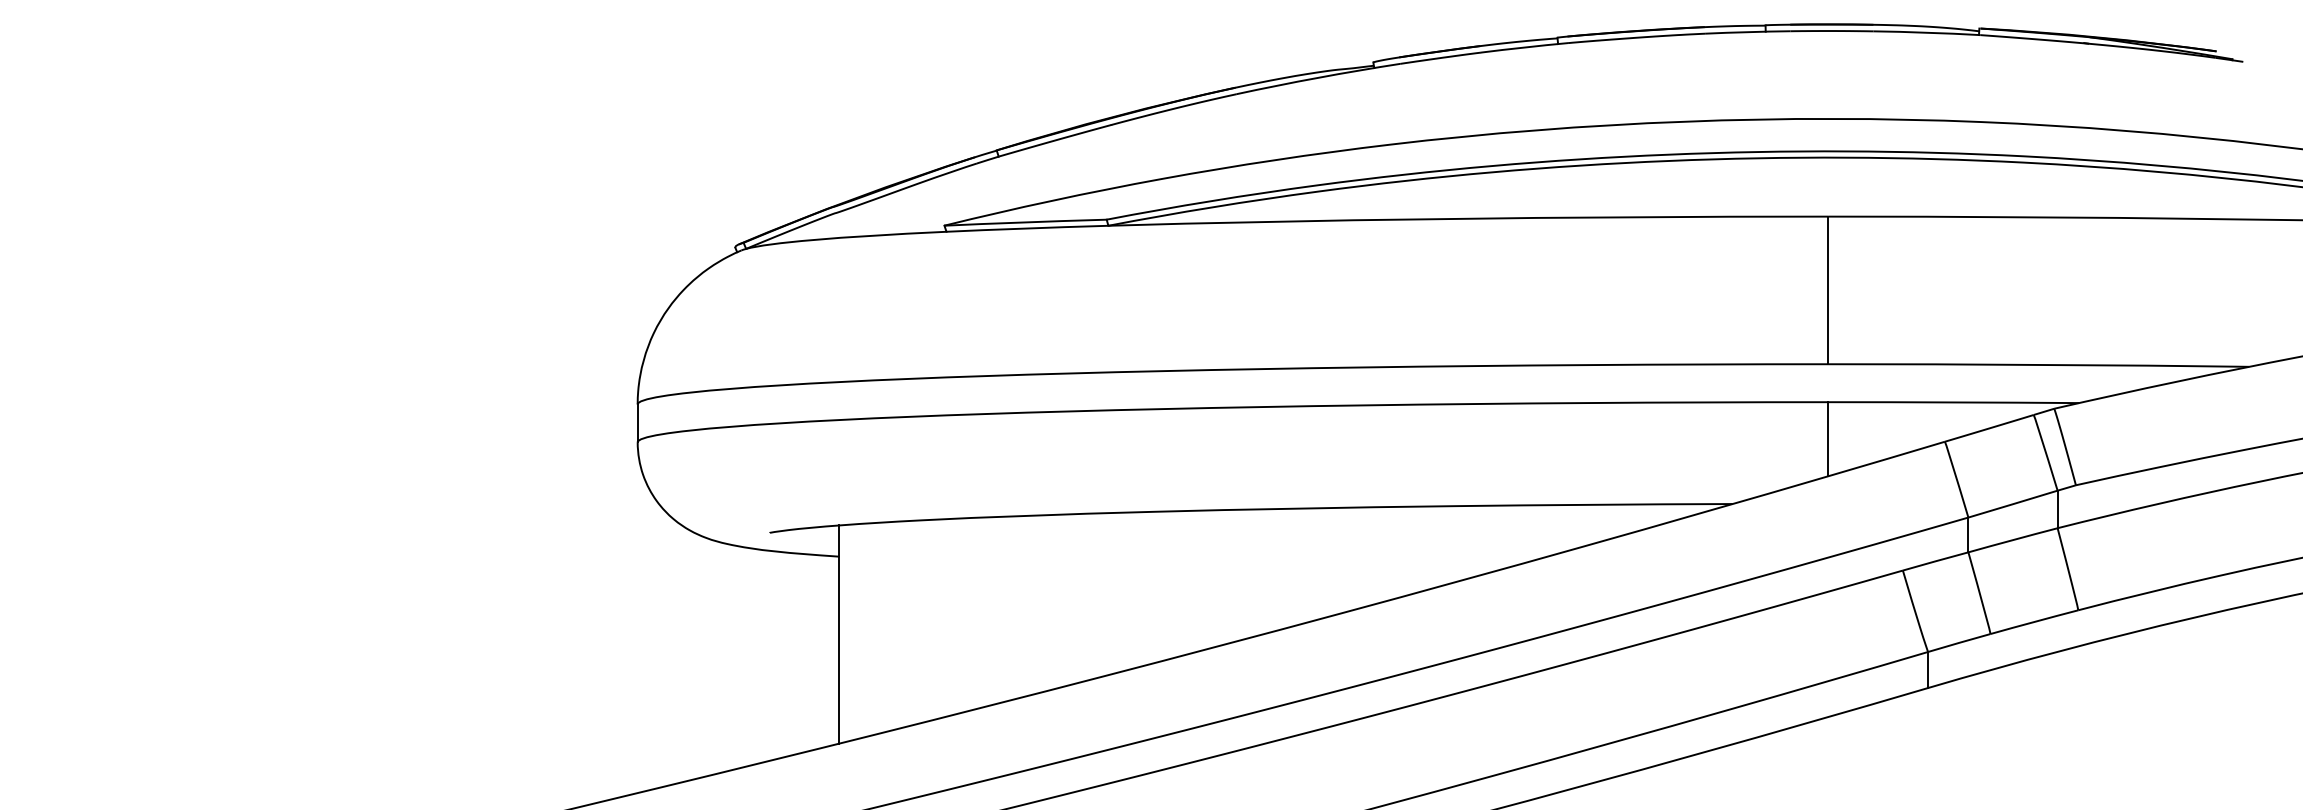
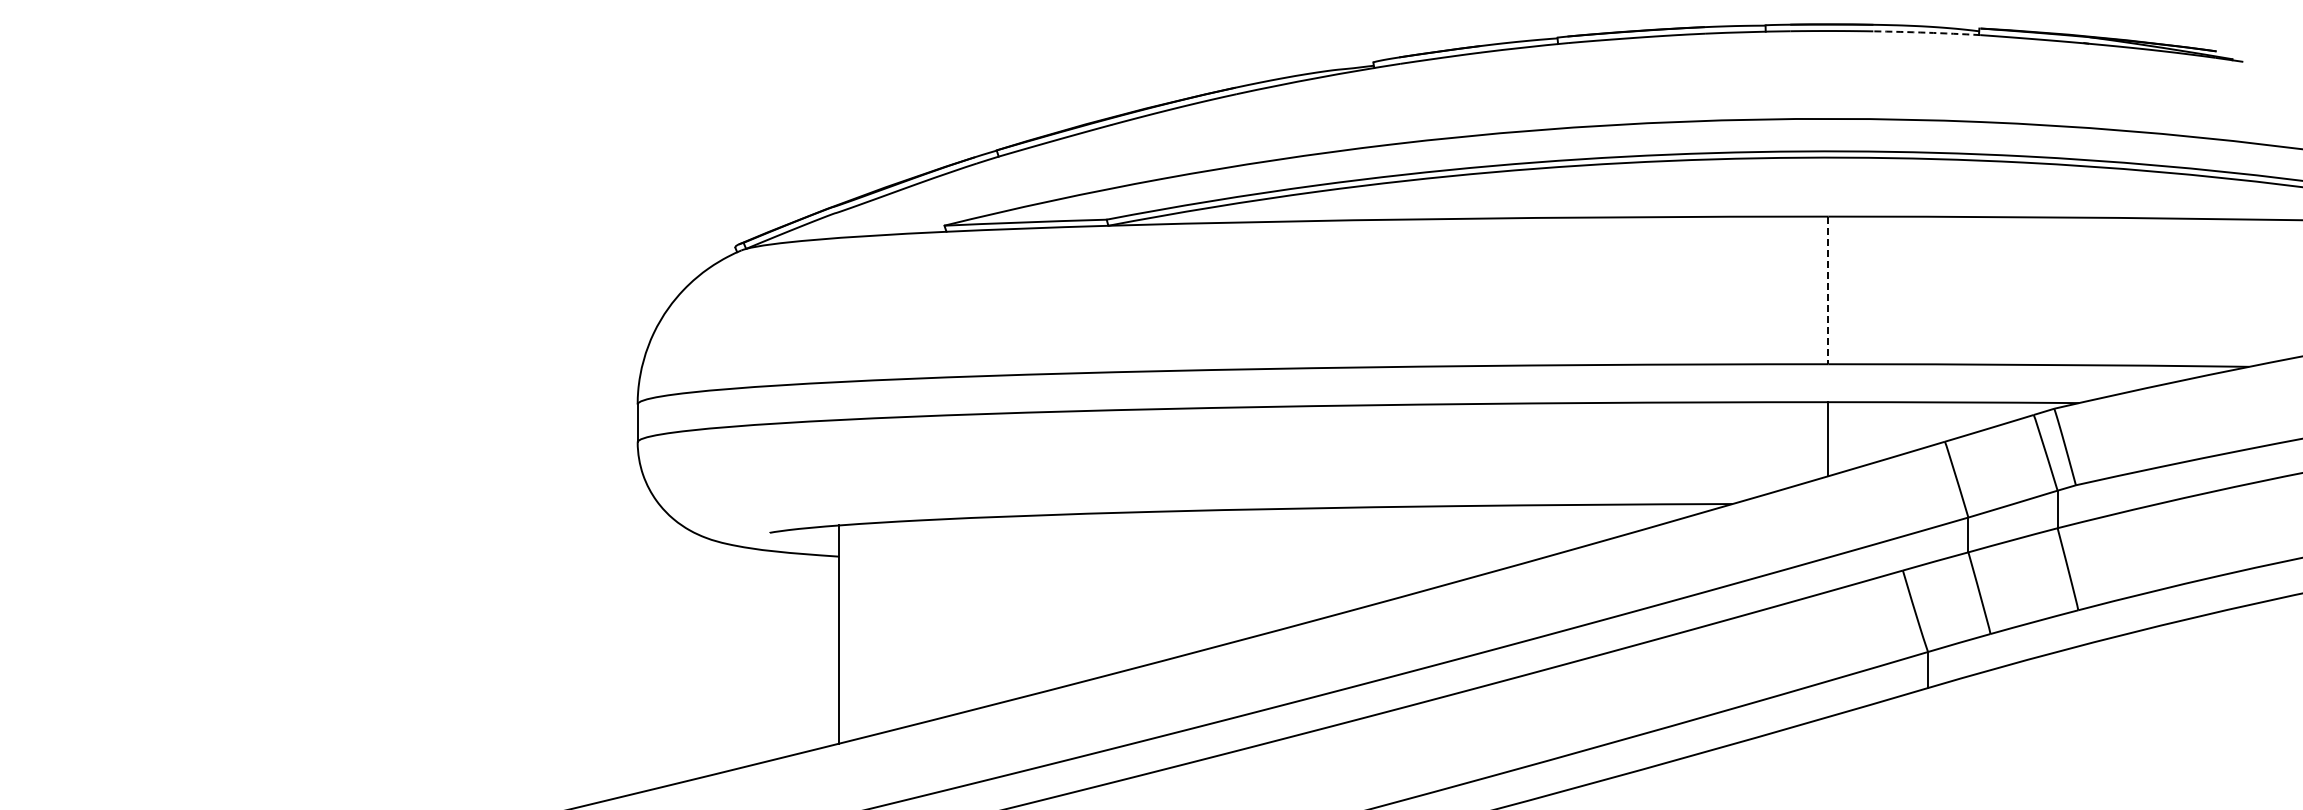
arc: solid -> dashed (1926, 32)
line: solid -> dashed (1828, 290)
